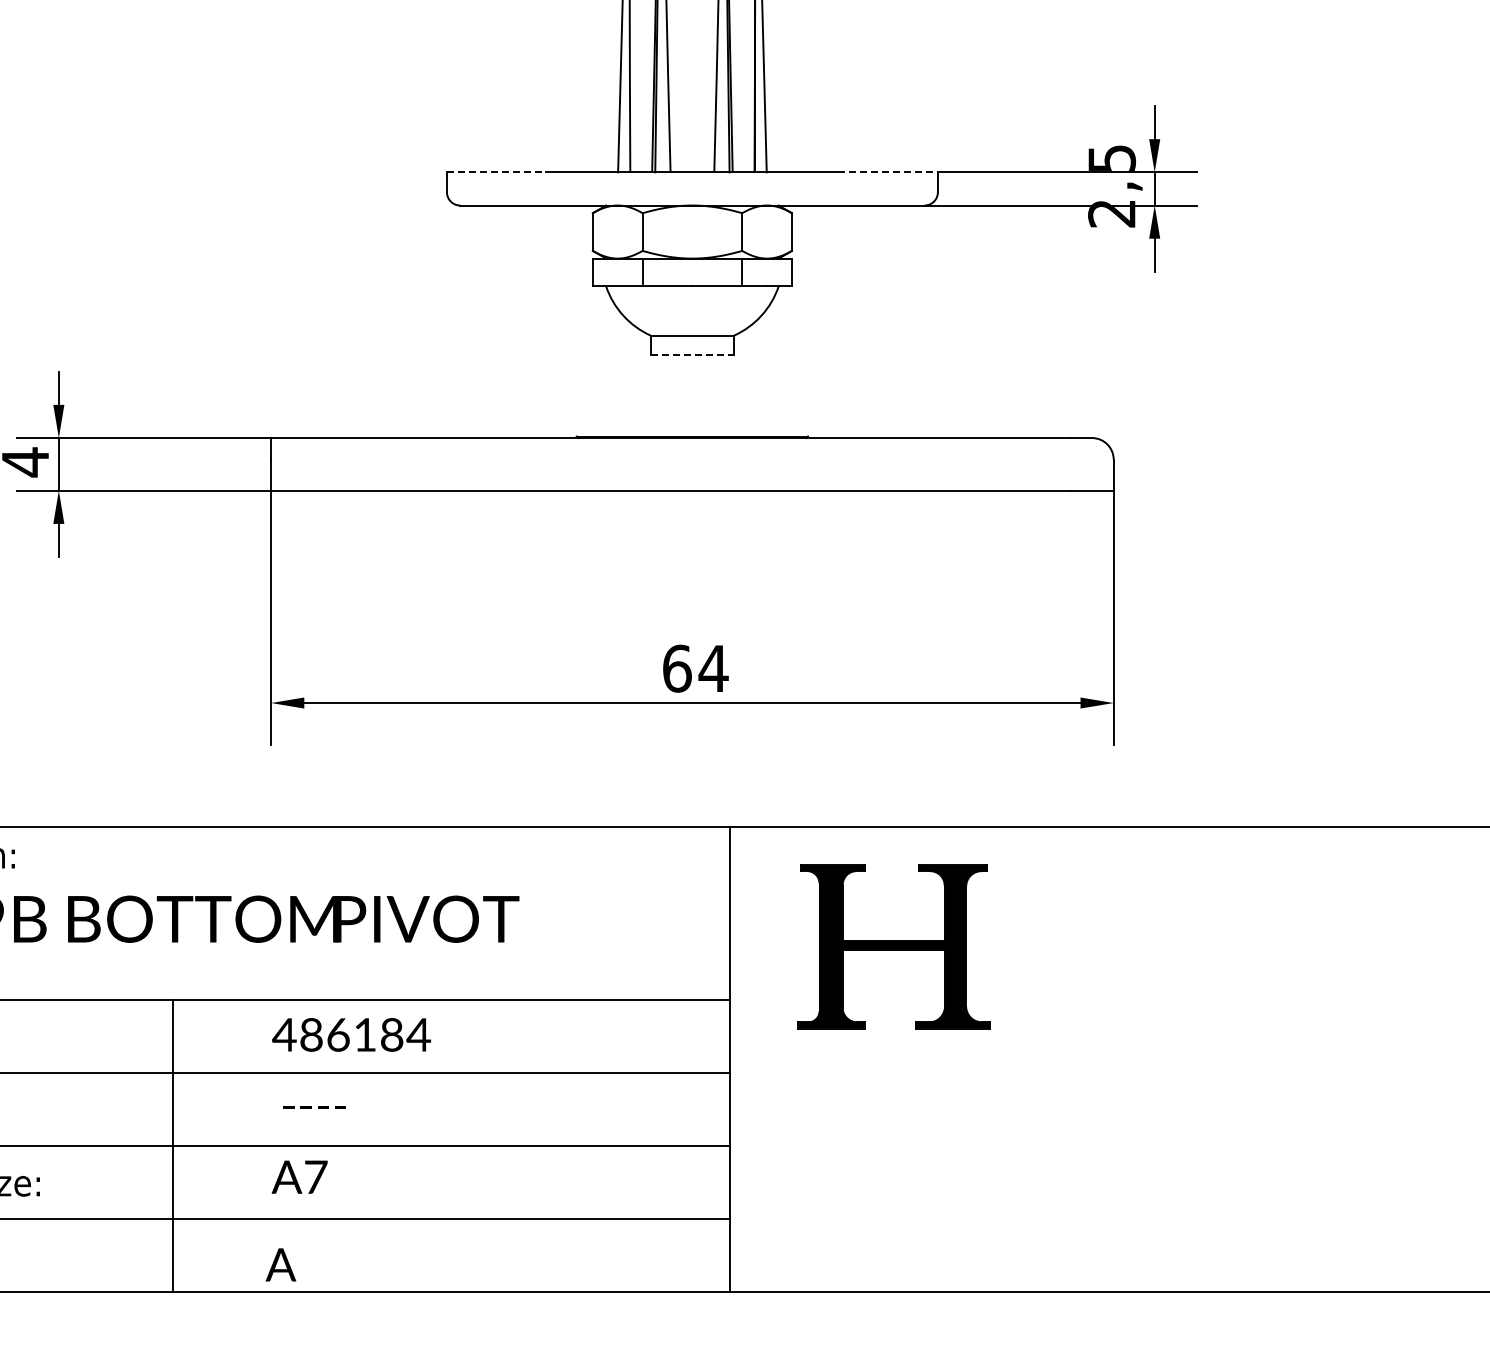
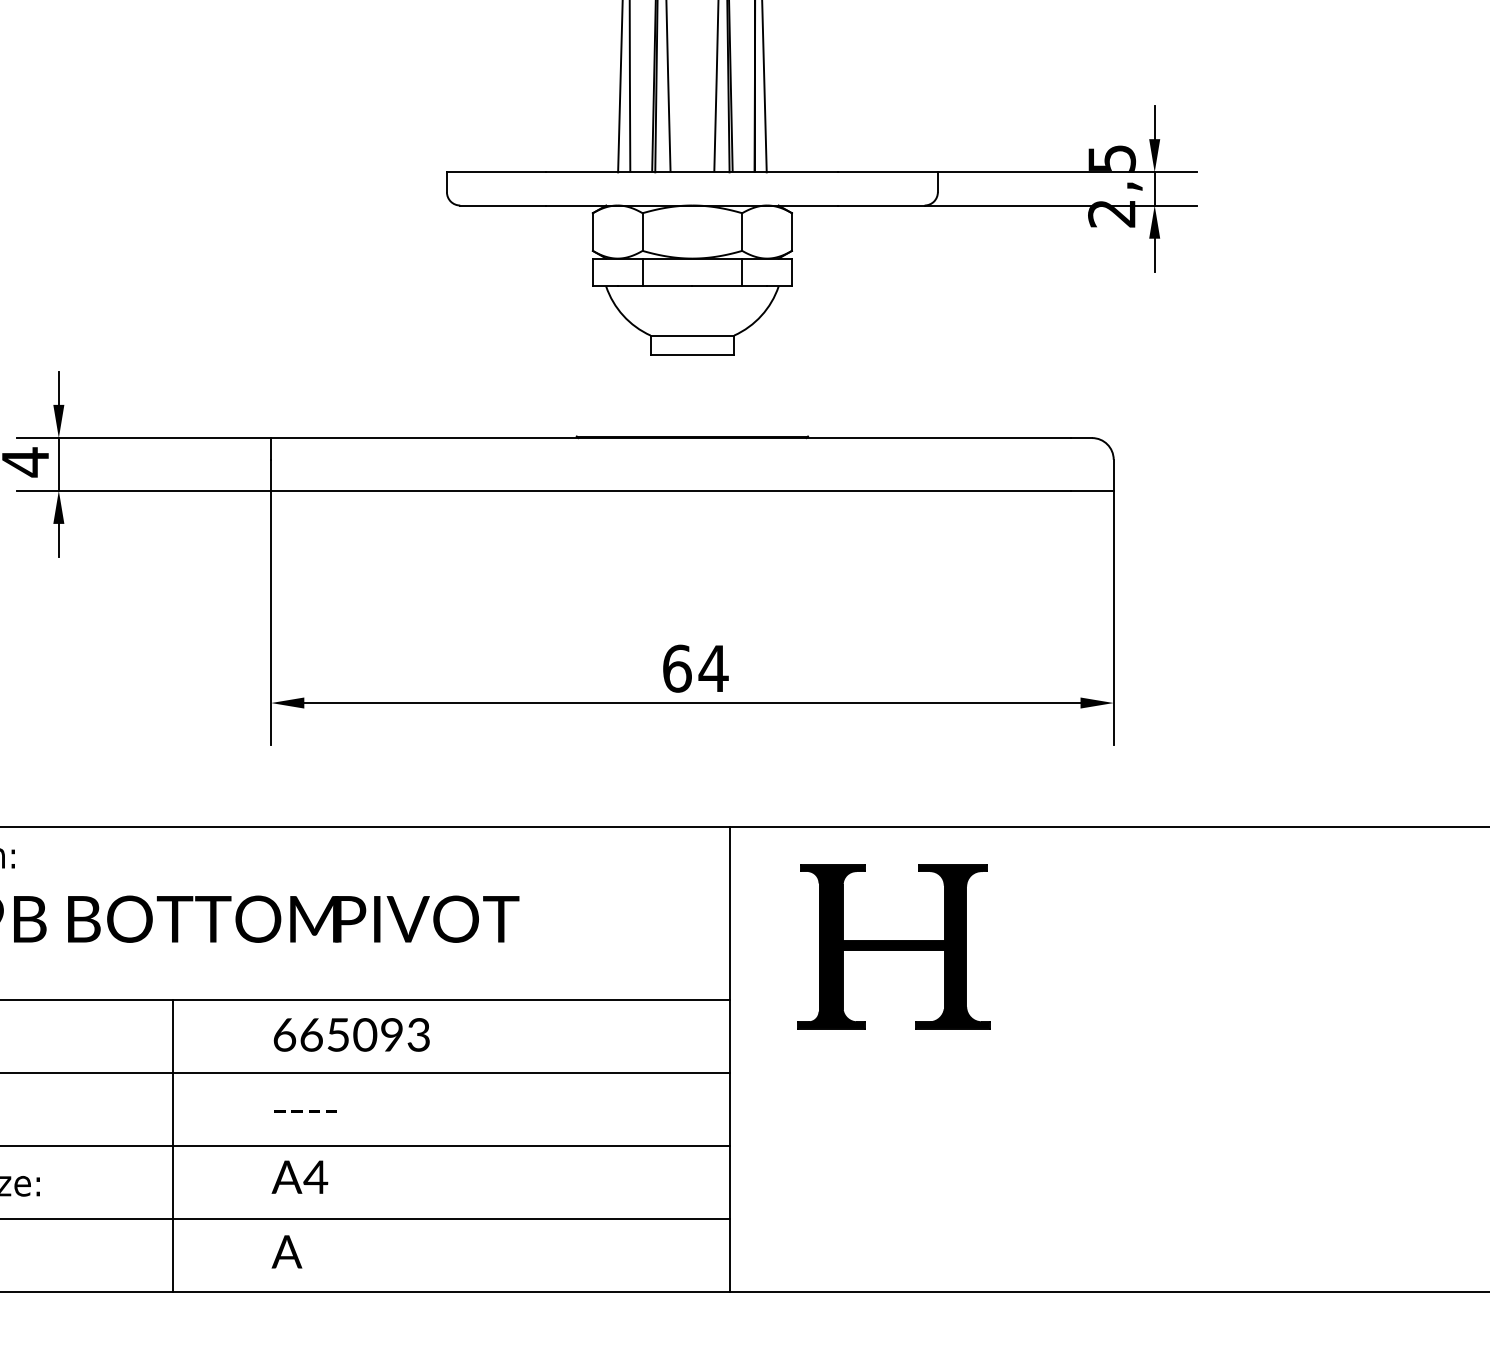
line: dashed -> solid (496, 172)
line: dashed -> solid (888, 172)
line: dashed -> solid (692, 355)
text: 486184 -> 665093 (351, 1034)
text position: (314, 1107) -> (305, 1111) (305, 1111)
text: A7 -> A4 (315, 1176)
text position: (280, 1264) -> (286, 1251) (286, 1251)
